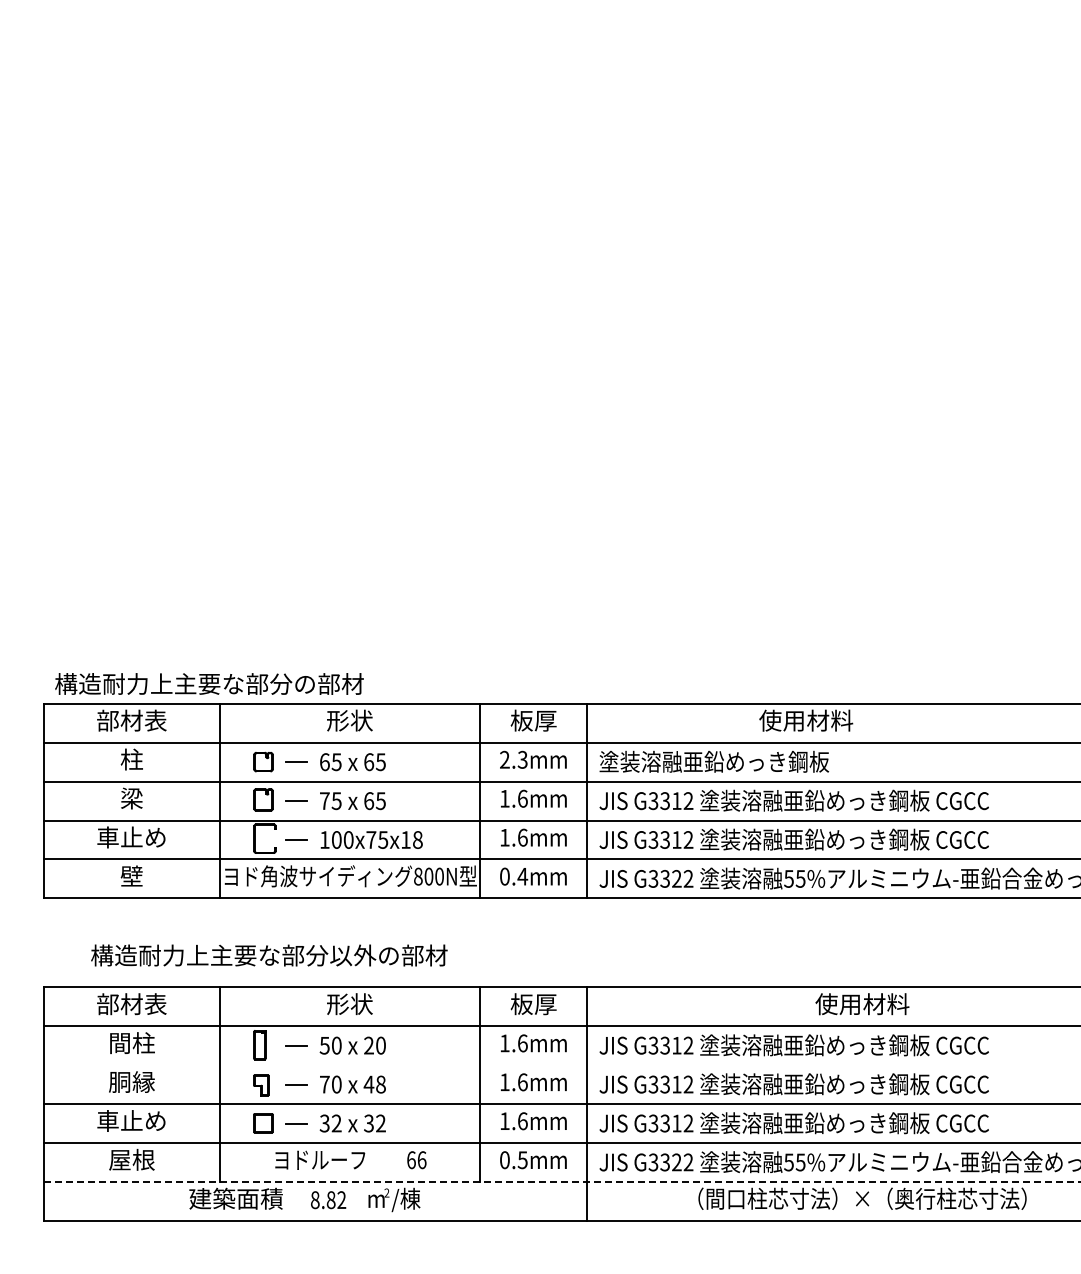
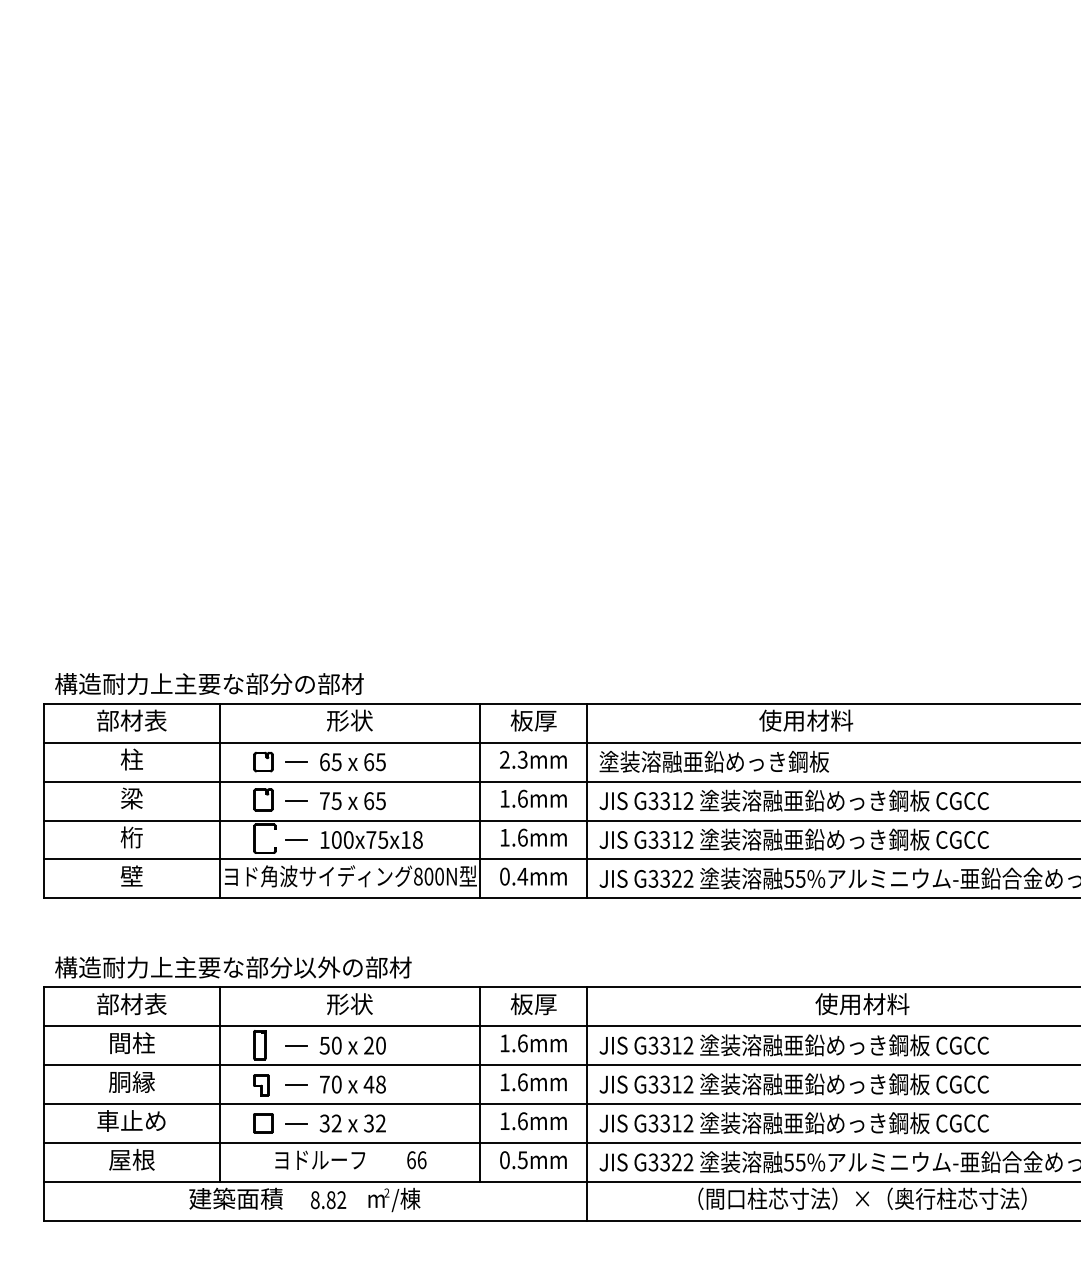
text: 車止め -> 桁 (131, 837)
text position: (269, 955) -> (233, 967) (233, 967)
line: none -> present (560, 1065)
line: dashed -> solid (562, 1181)
